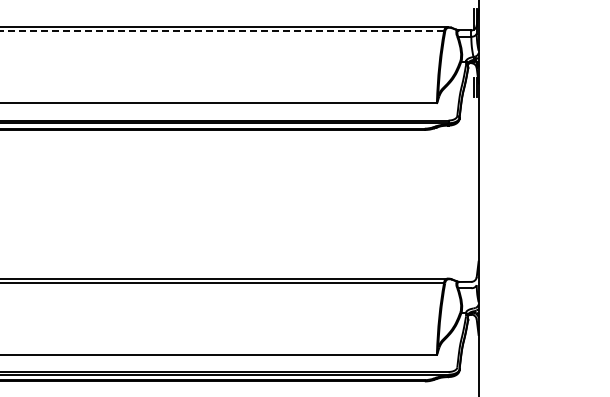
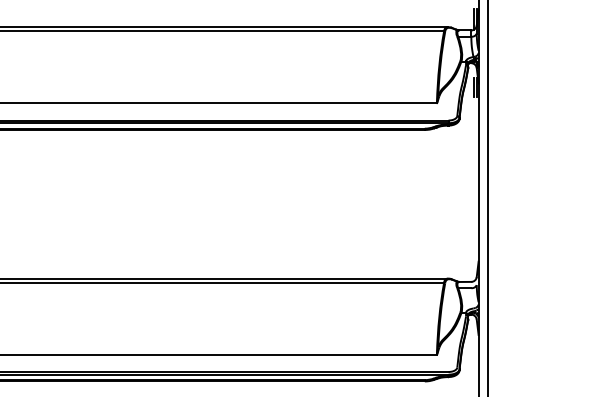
line: dashed -> solid (222, 31)
line: none -> present (487, 197)
